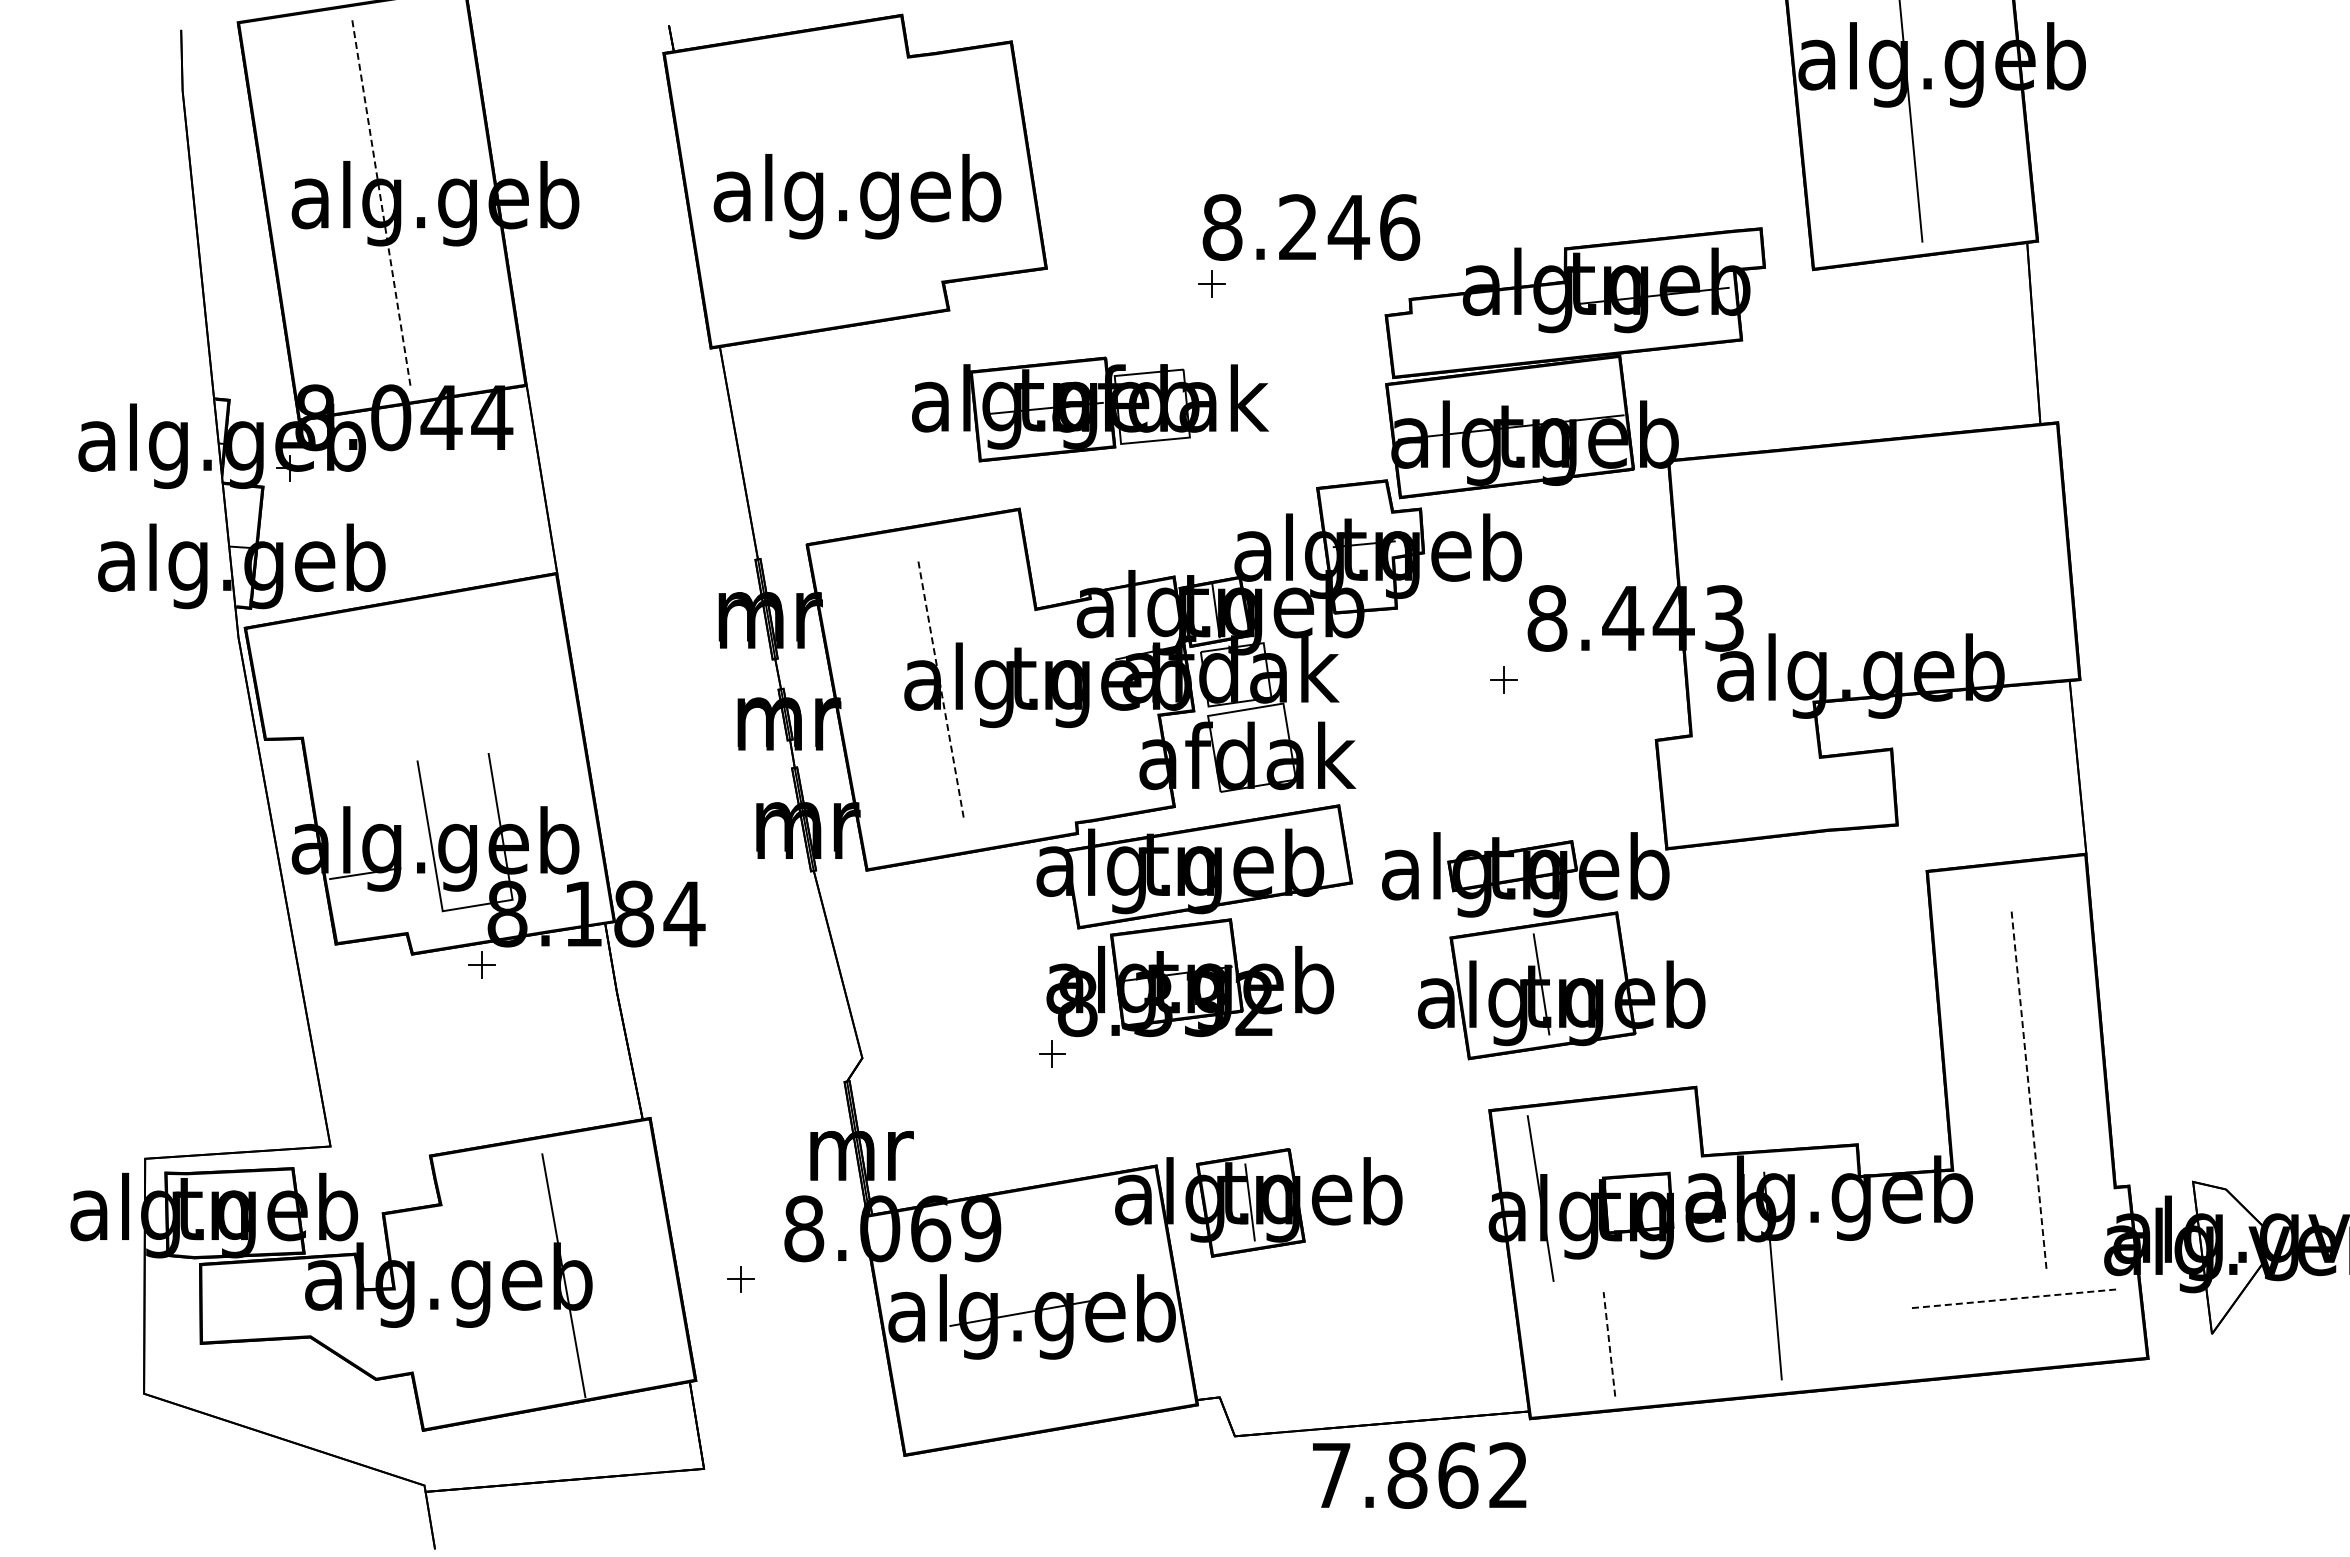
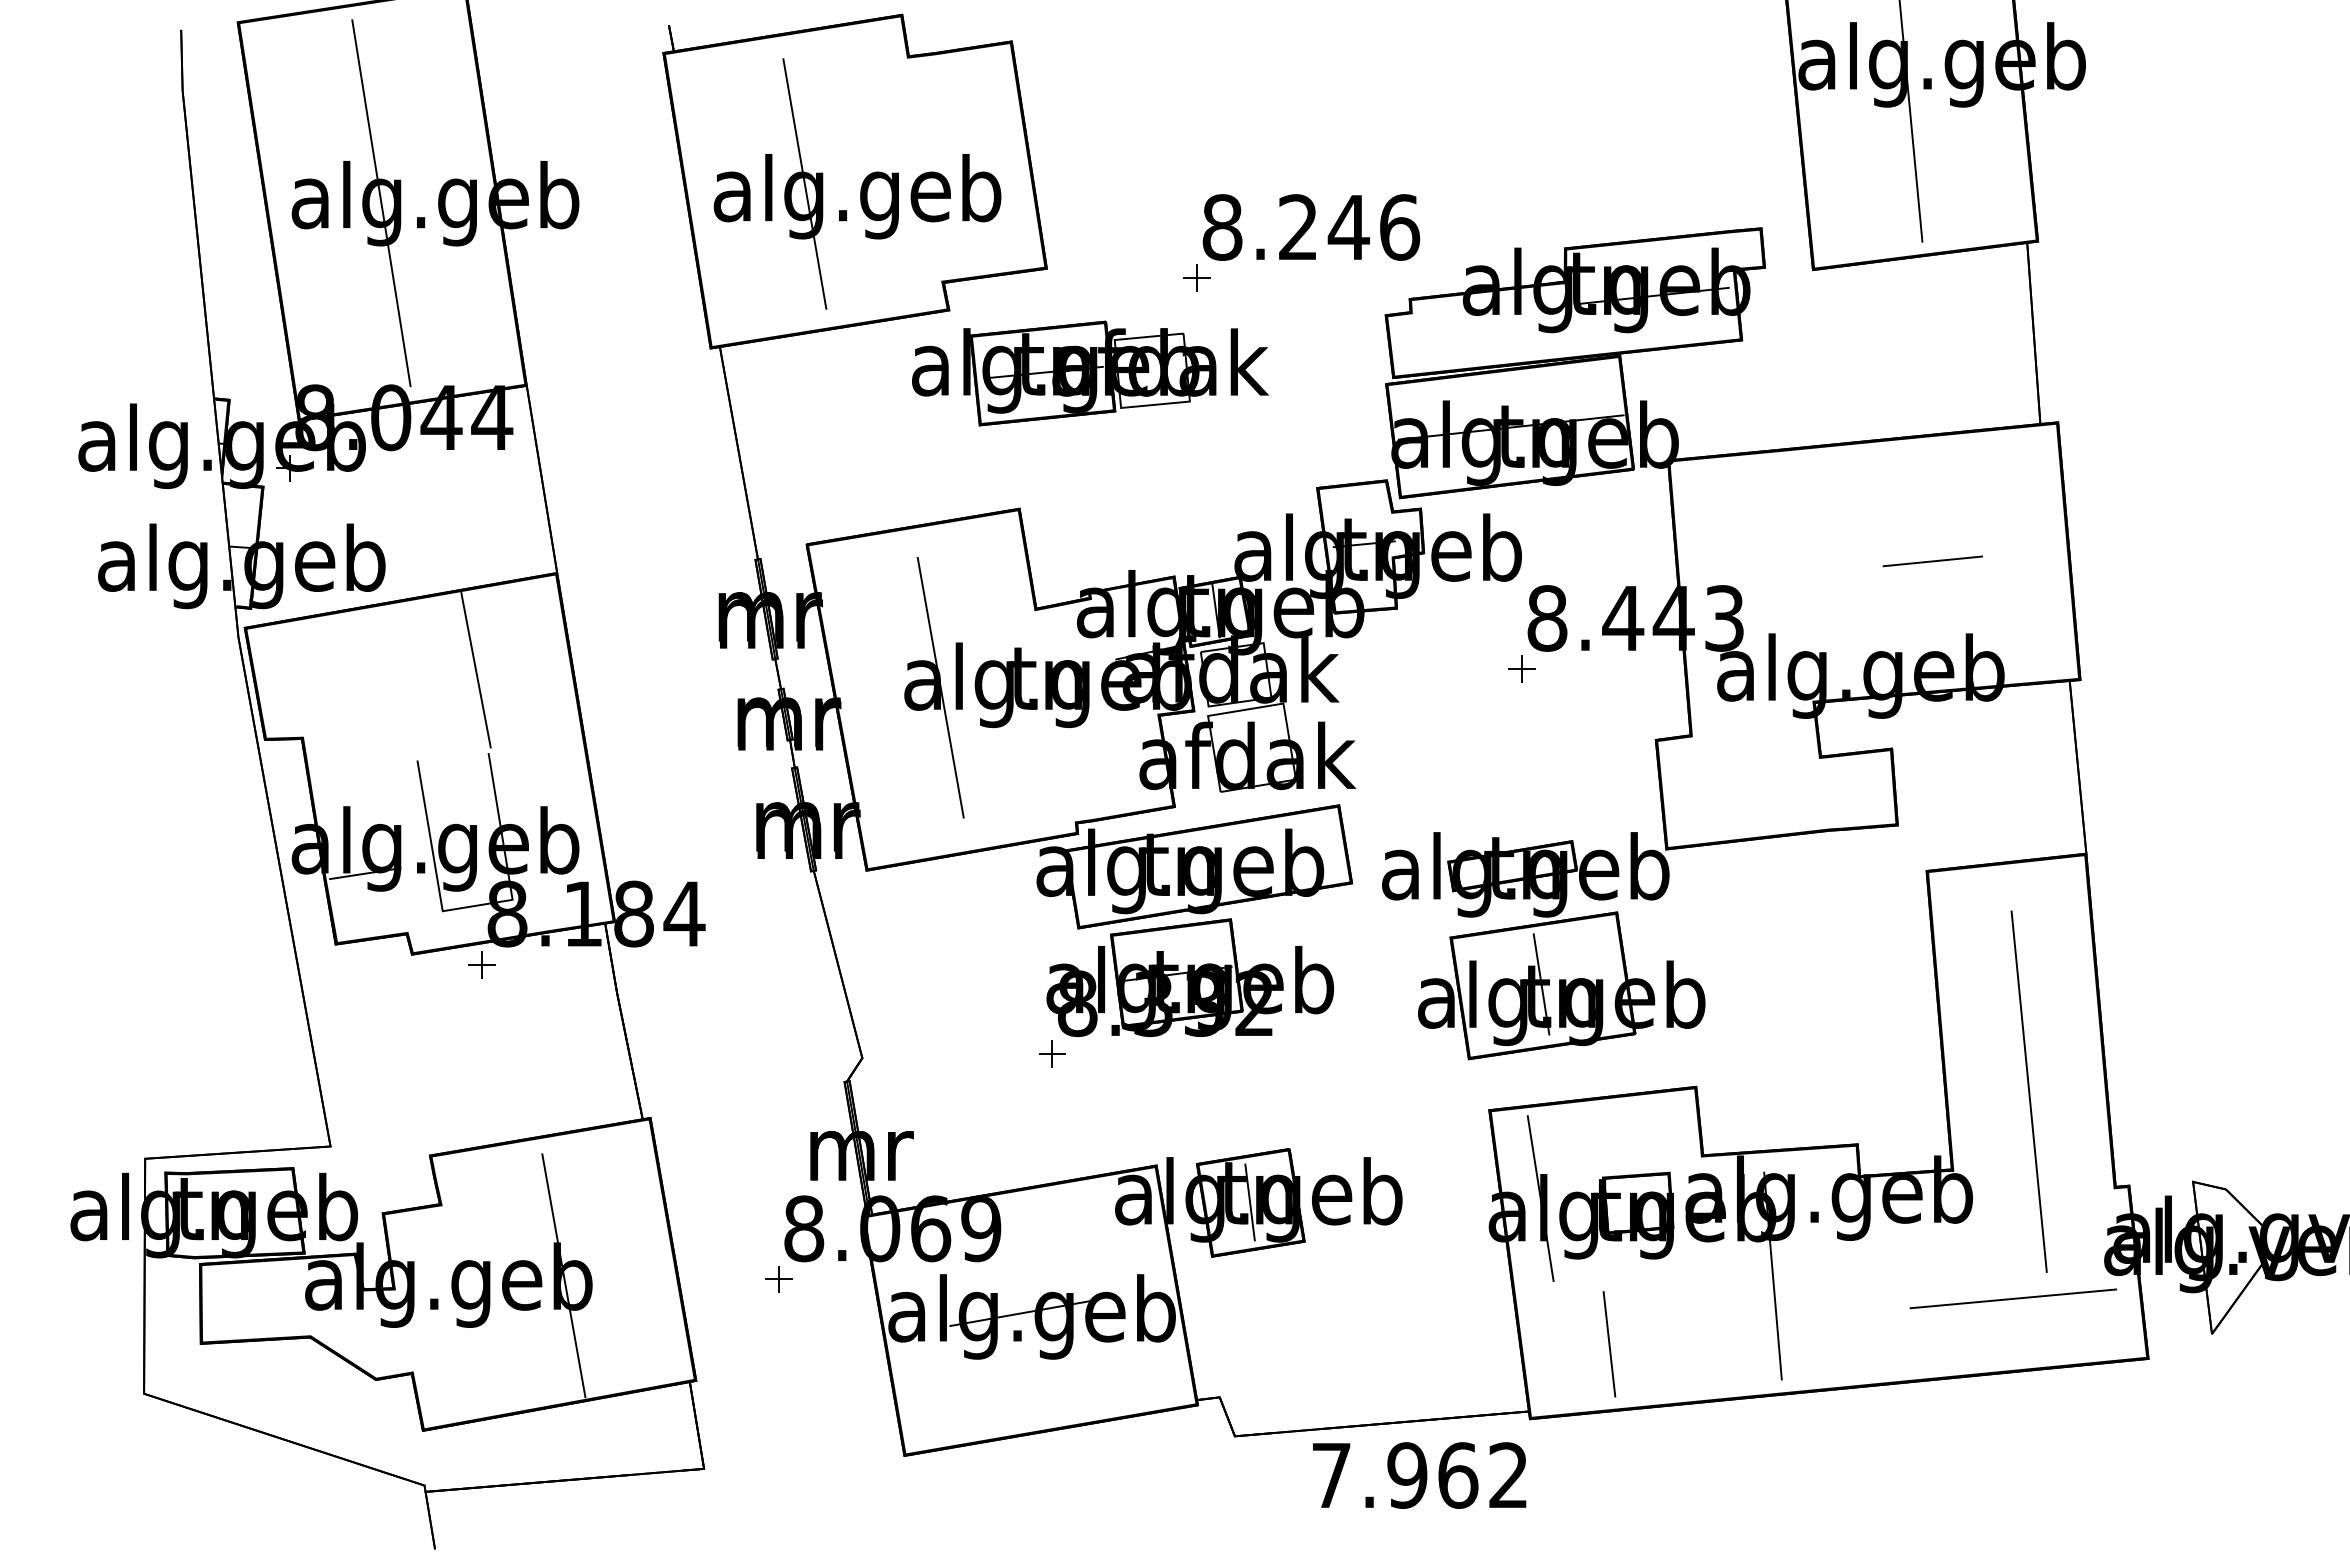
line: none -> present (804, 183)
line: dashed -> solid (381, 203)
part position: (1211, 283) -> (1196, 277) (1196, 277)
part position: (1090, 409) -> (1090, 373) (1090, 373)
line: none -> present (1932, 561)
line: none -> present (475, 670)
part position: (1503, 679) -> (1521, 668) (1521, 668)
line: dashed -> solid (940, 687)
line: dashed -> solid (2029, 1092)
part position: (740, 1279) -> (778, 1279) (778, 1279)
line: dashed -> solid (2012, 1298)
line: dashed -> solid (1609, 1344)
text: 7.862 -> 7.962 (1407, 1475)
